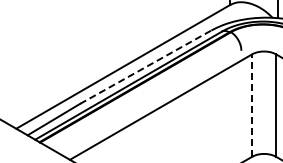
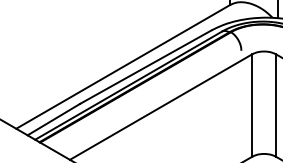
line: dashed -> solid (146, 66)
line: dashed -> solid (252, 105)
